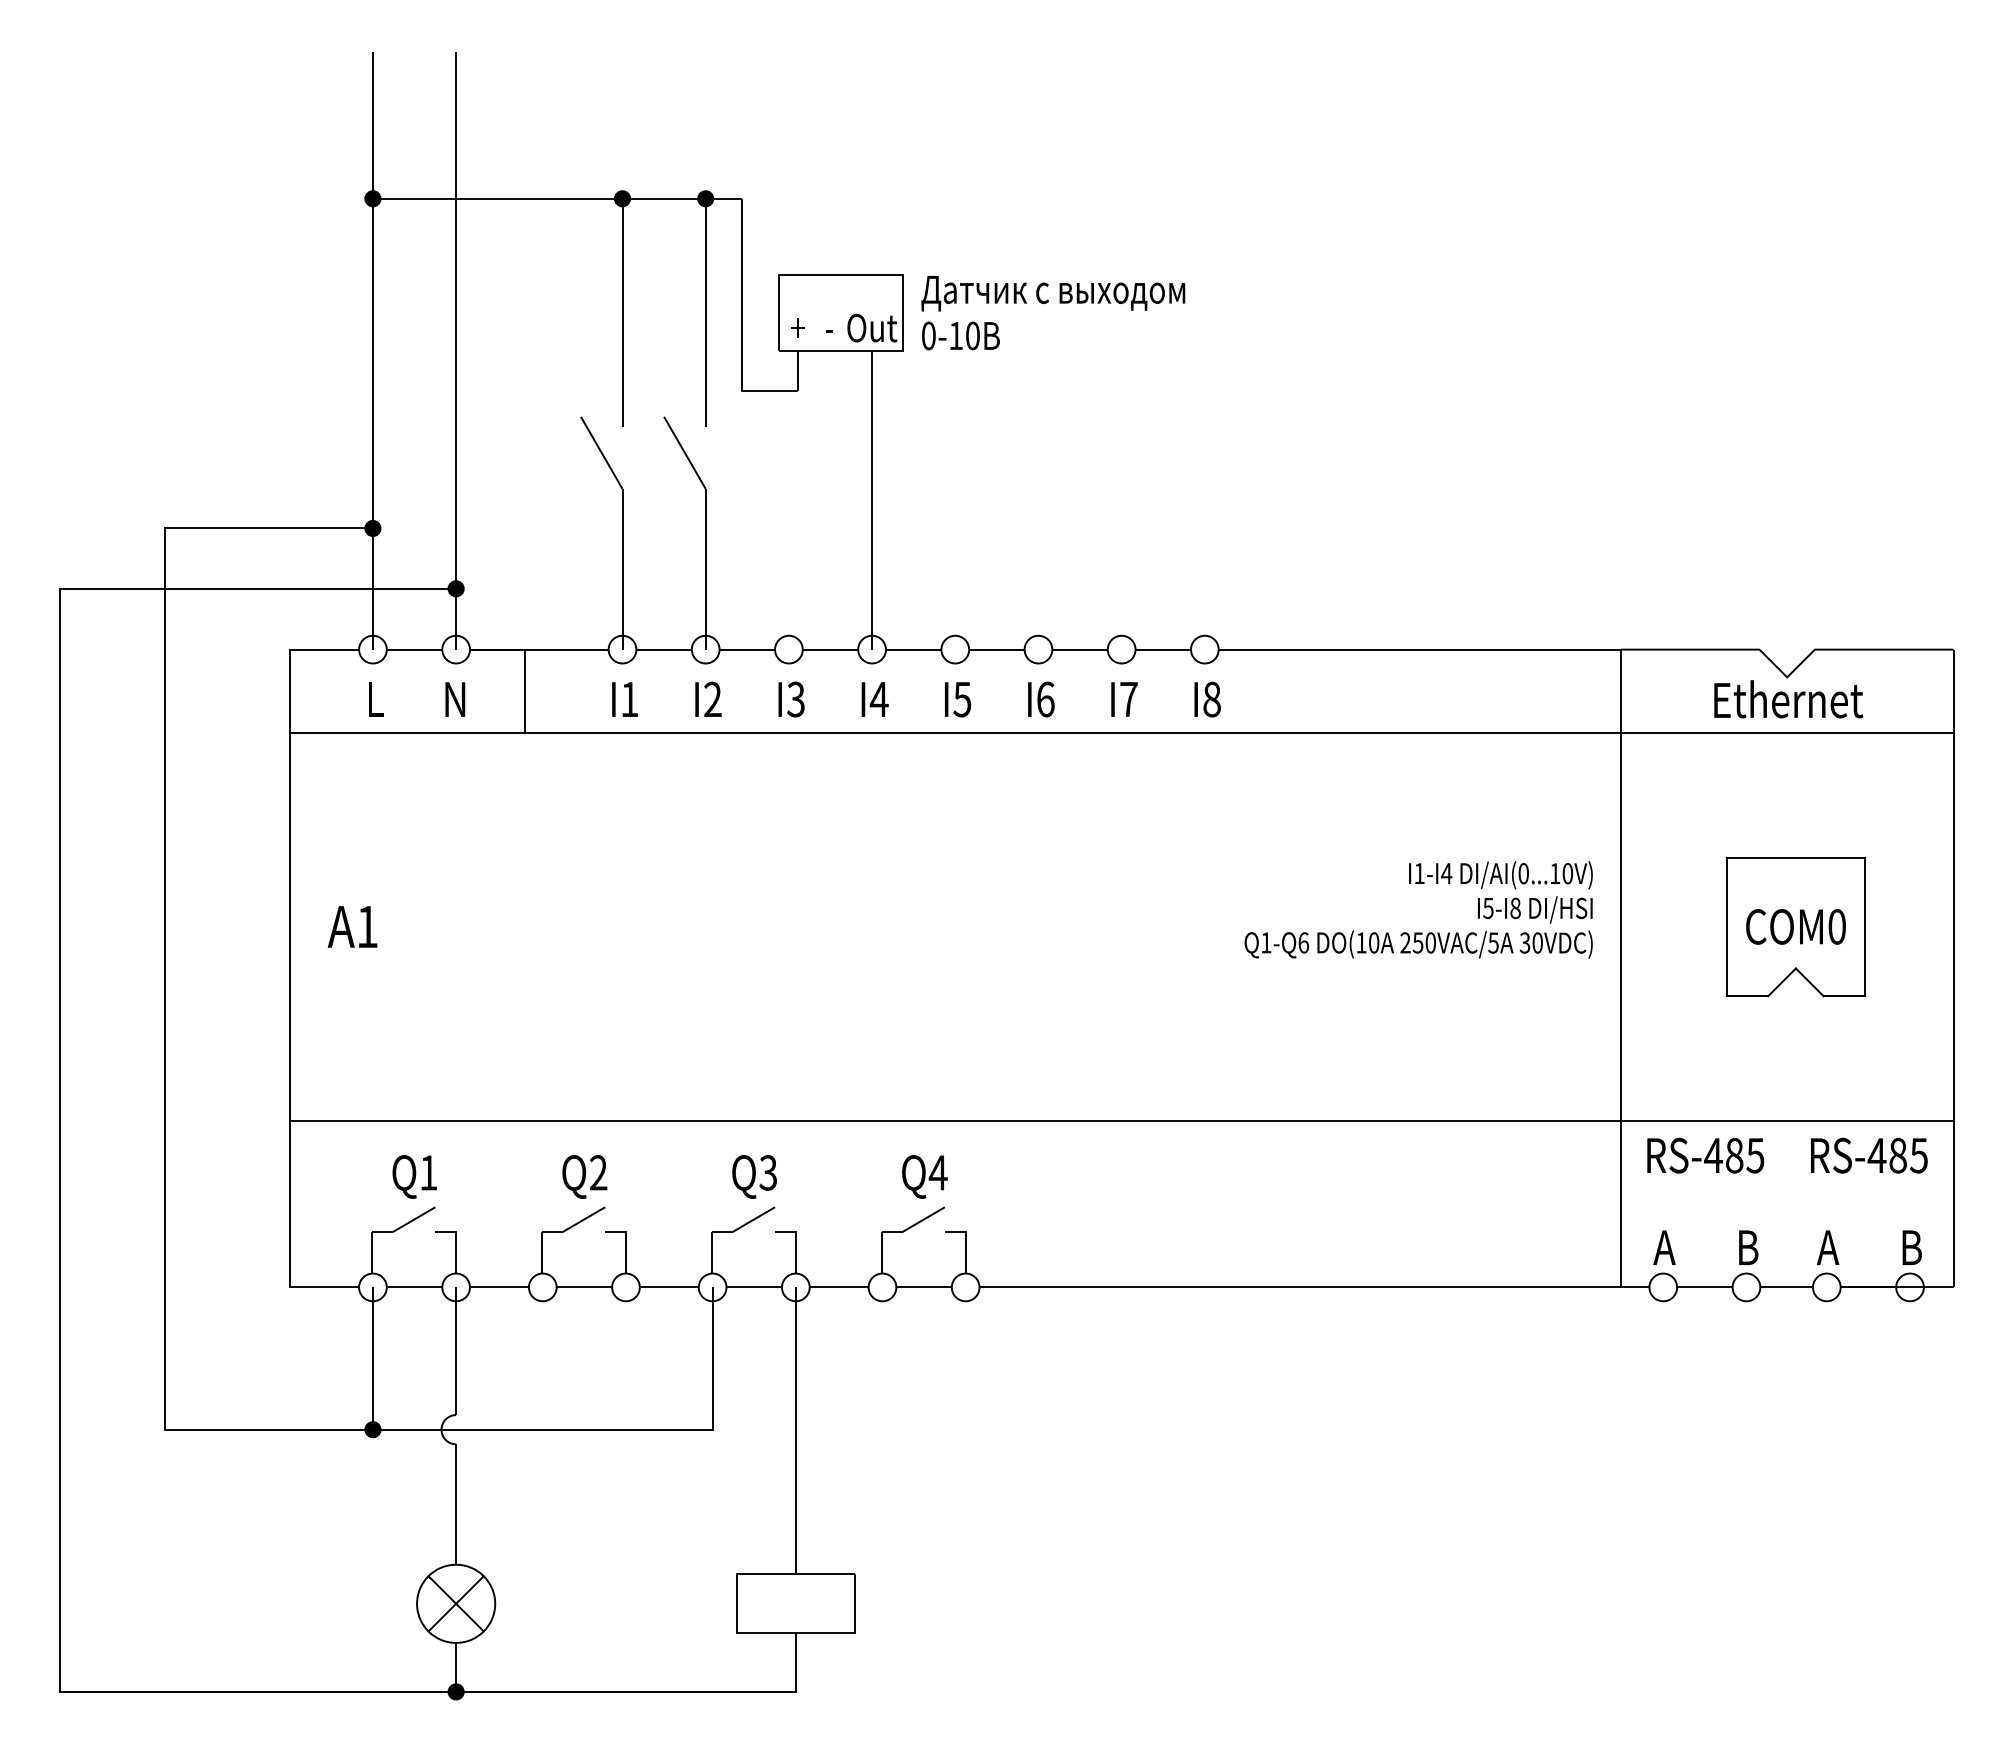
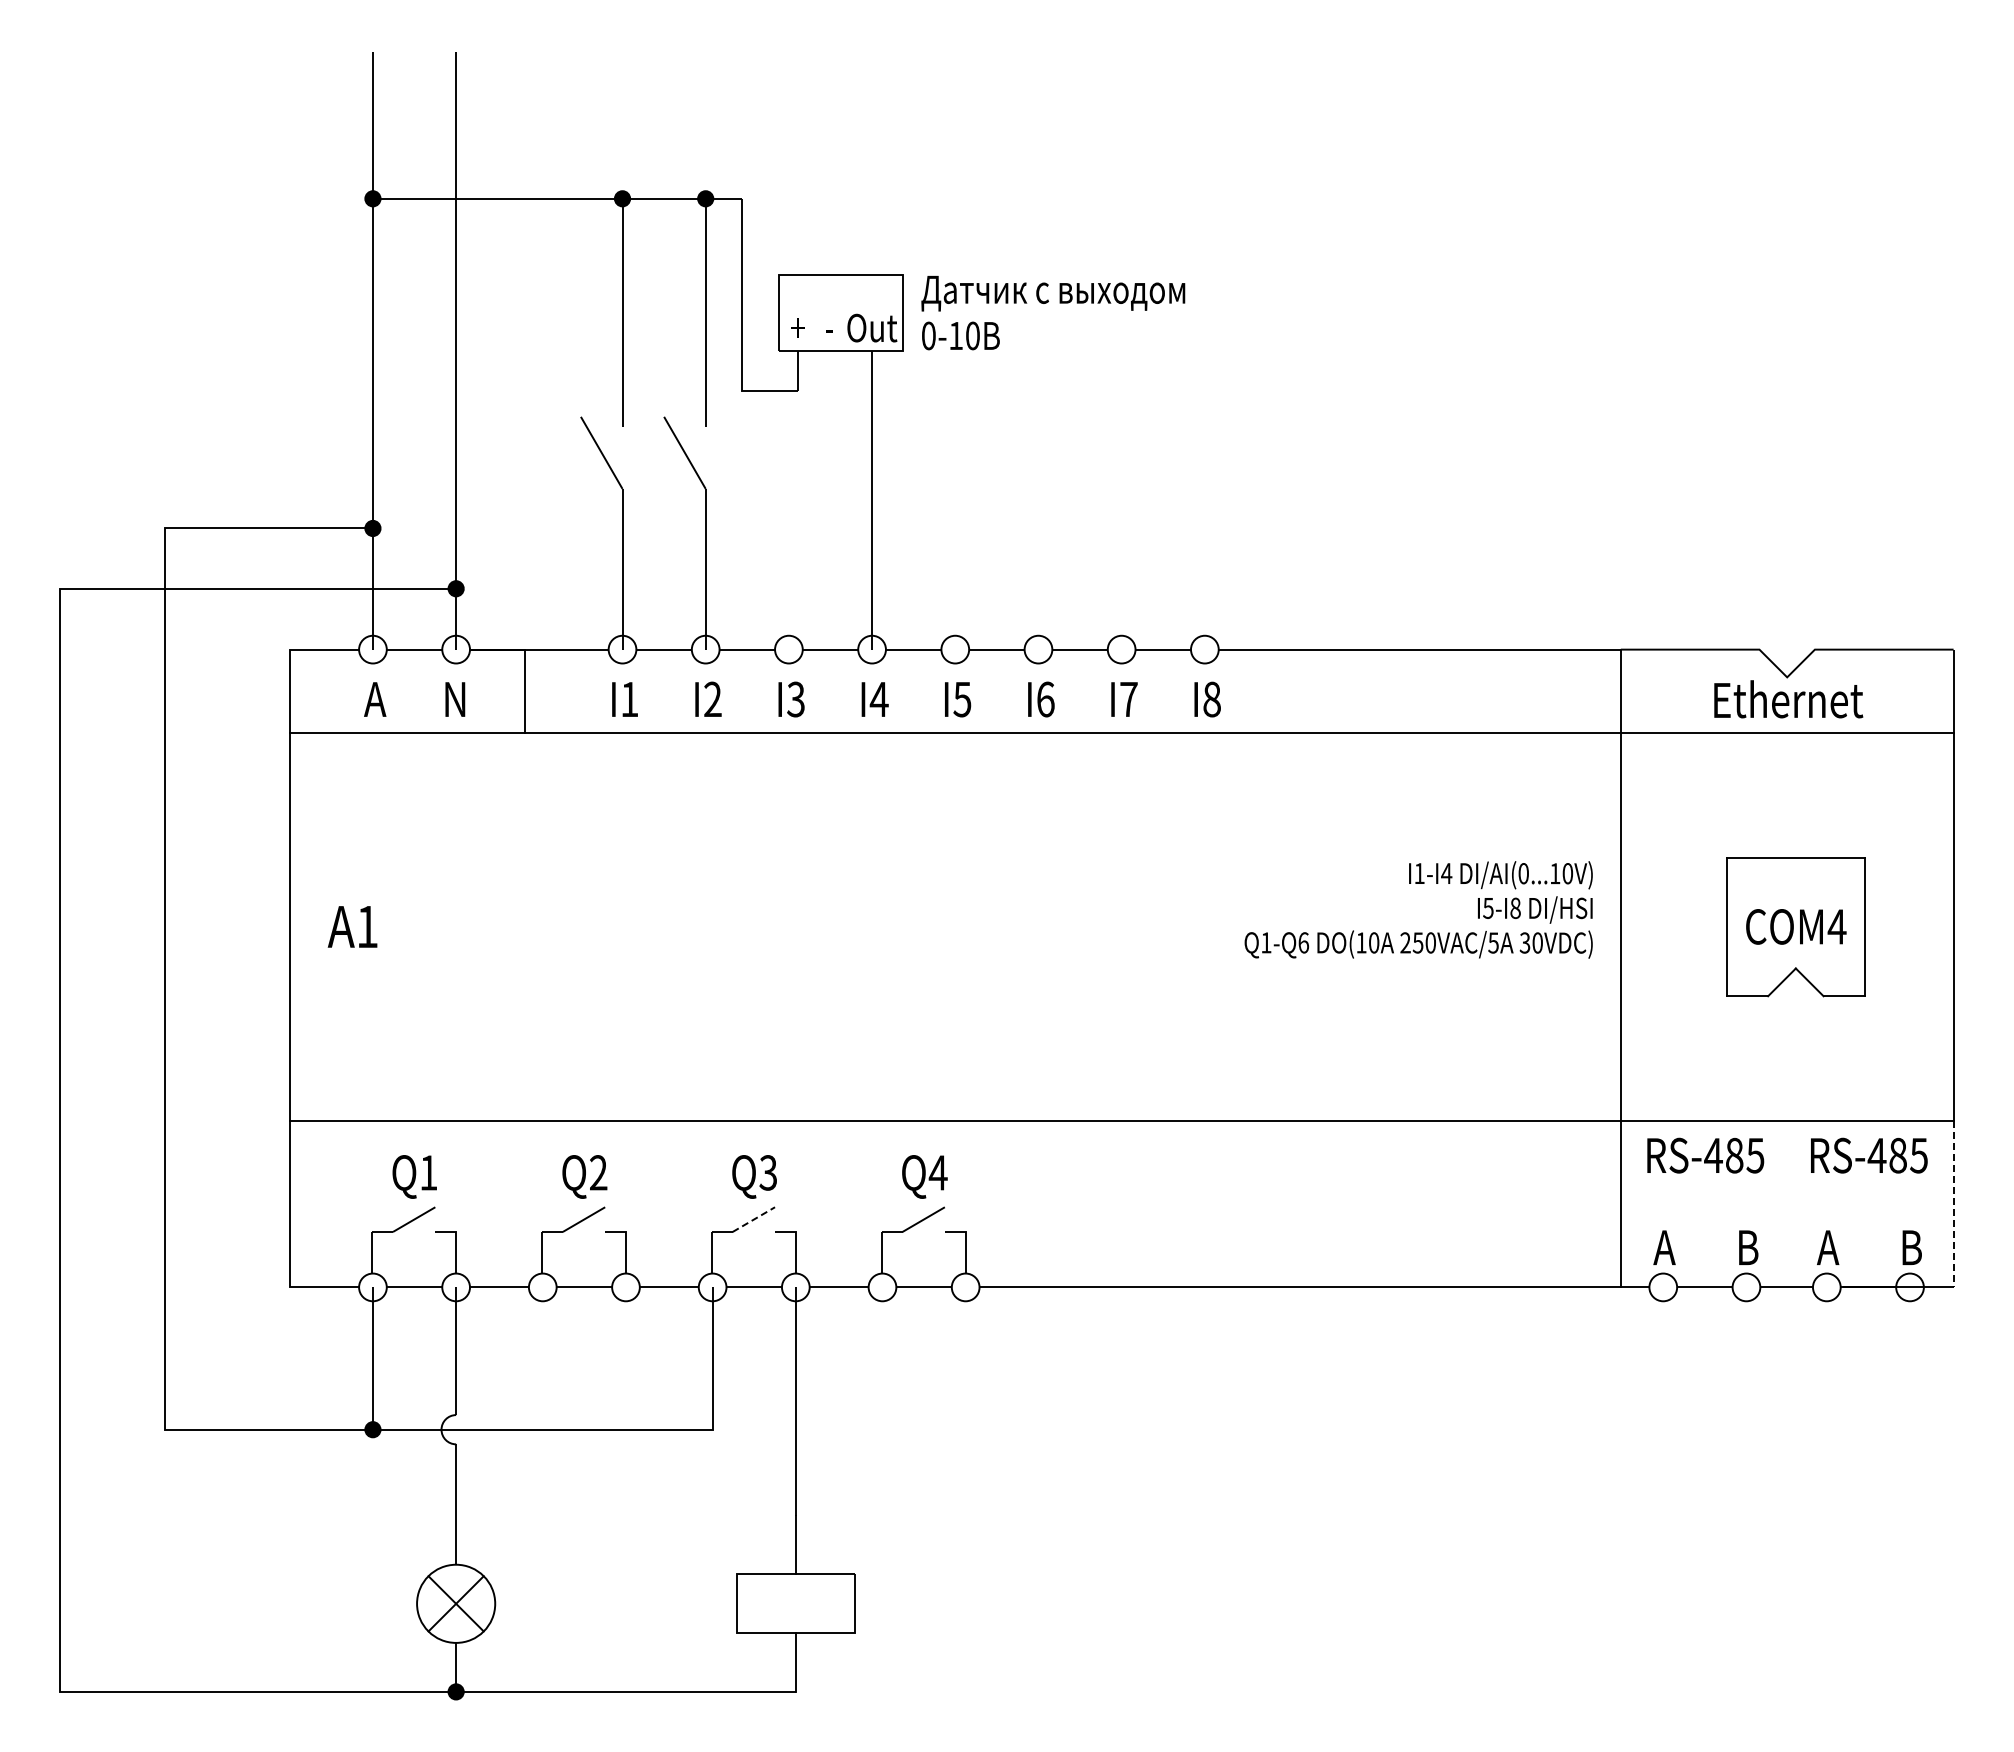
text: L -> A (375, 699)
text: COM0 -> COM4 (1836, 926)
line: solid -> dashed (1953, 1204)
line: solid -> dashed (753, 1219)
